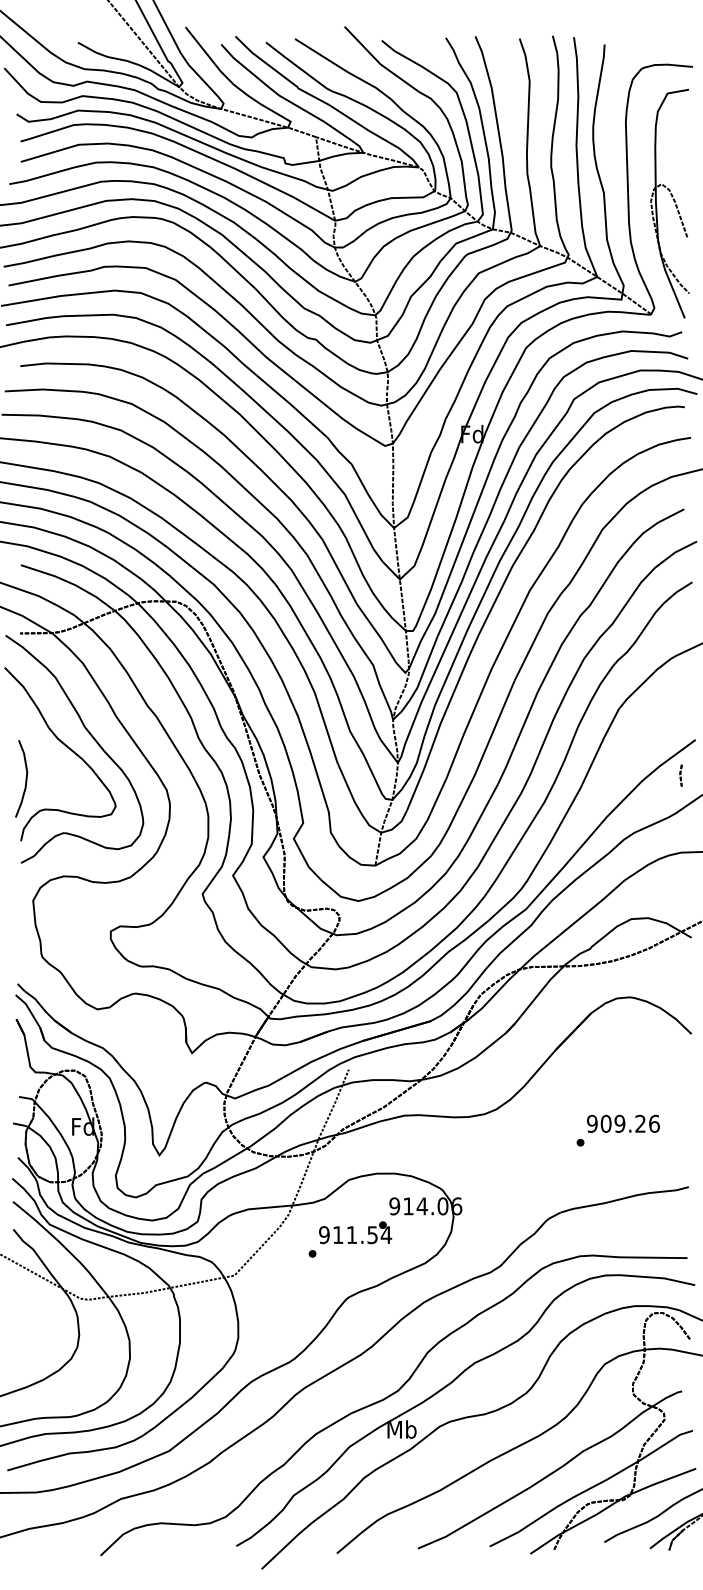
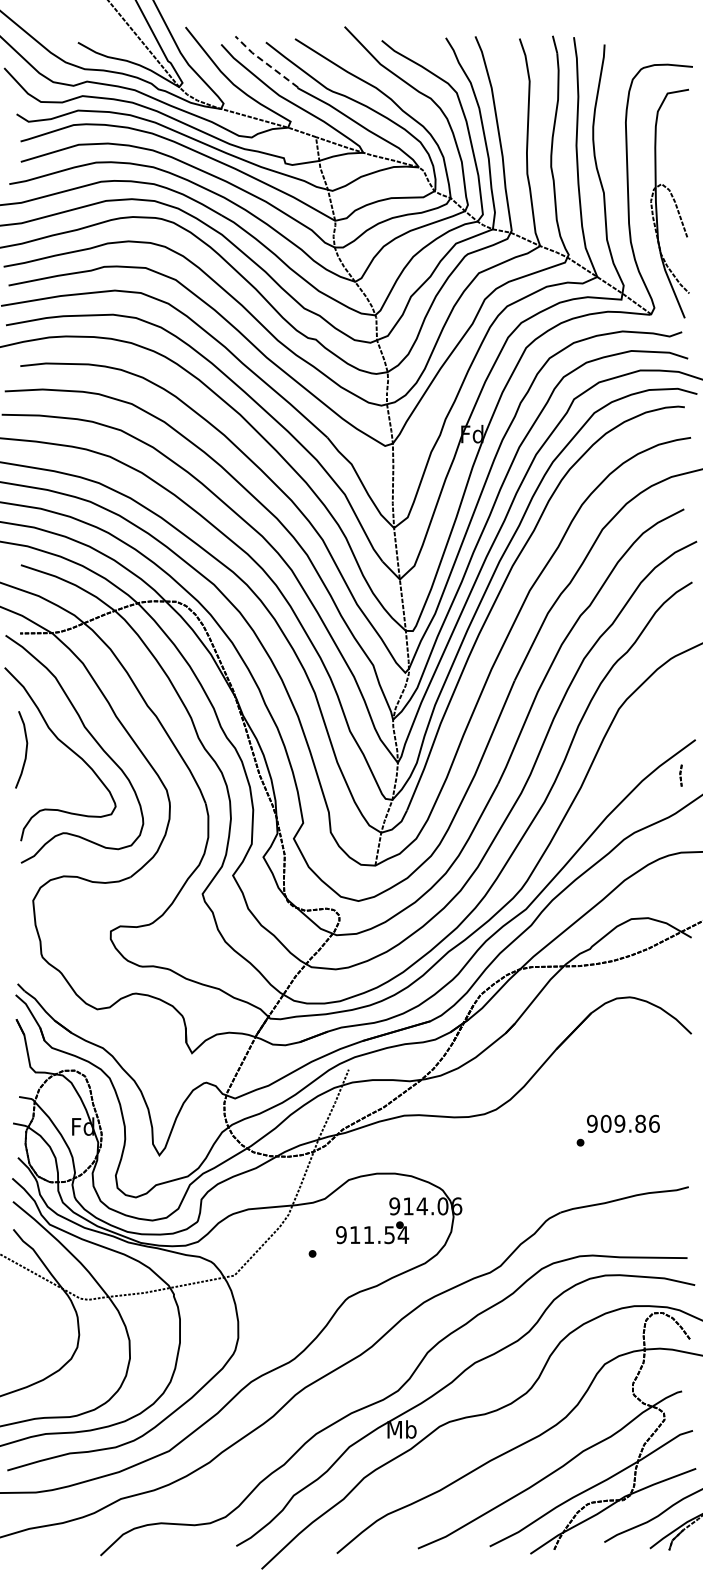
line: solid -> dashed (264, 62)
curve position: (25, 778) -> (25, 749) (25, 749)
text: 909.26 -> 909.86 (640, 1123)
text position: (355, 1232) -> (372, 1232) (372, 1232)
